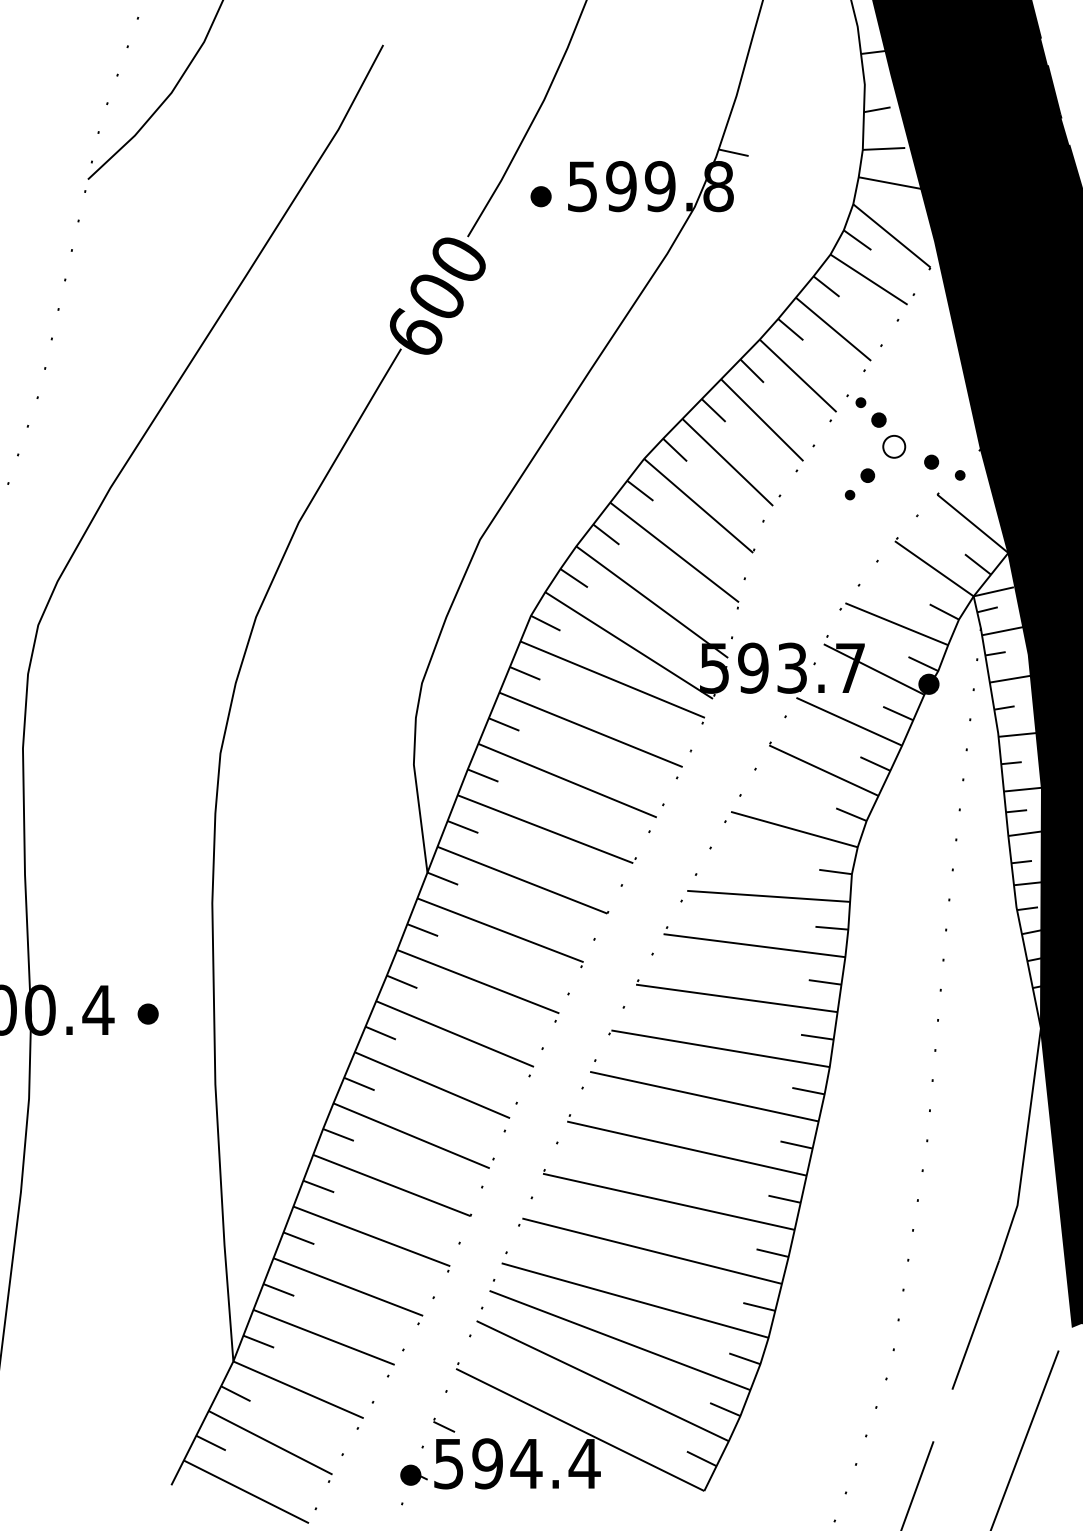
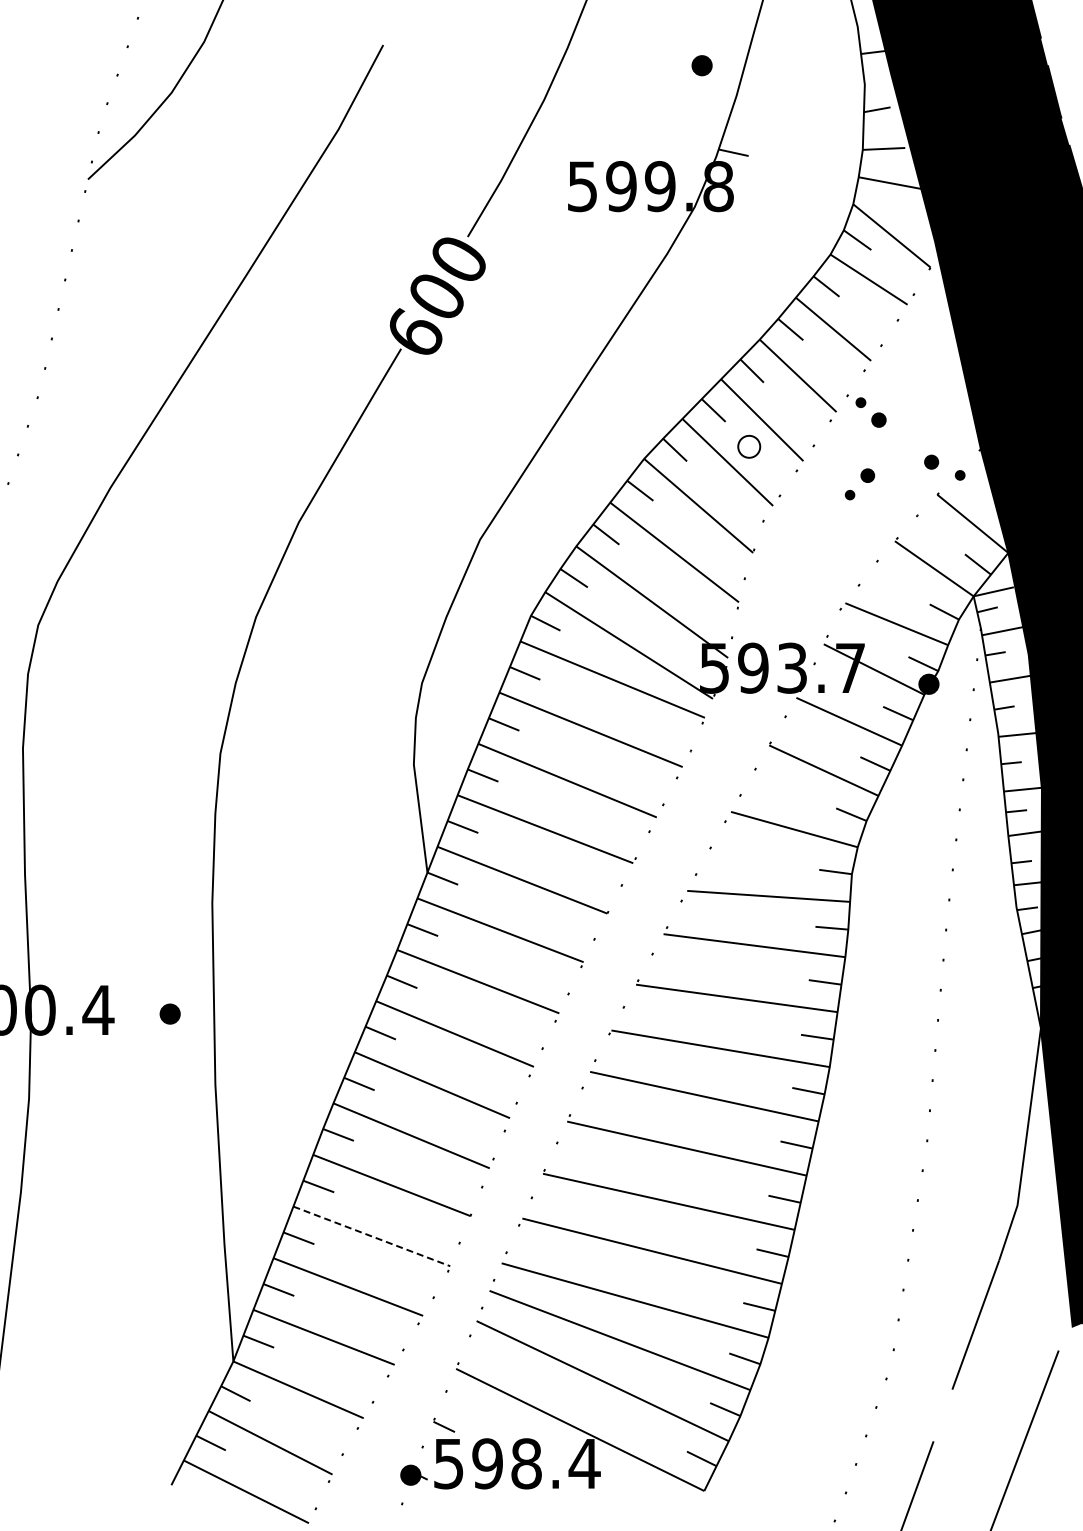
part position: (540, 196) -> (701, 65) (701, 65)
circle position: (894, 446) -> (749, 446) (749, 446)
part position: (147, 1013) -> (169, 1013) (169, 1013)
line: solid -> dashed (371, 1236)
text: 594.4 -> 598.4 (526, 1463)
